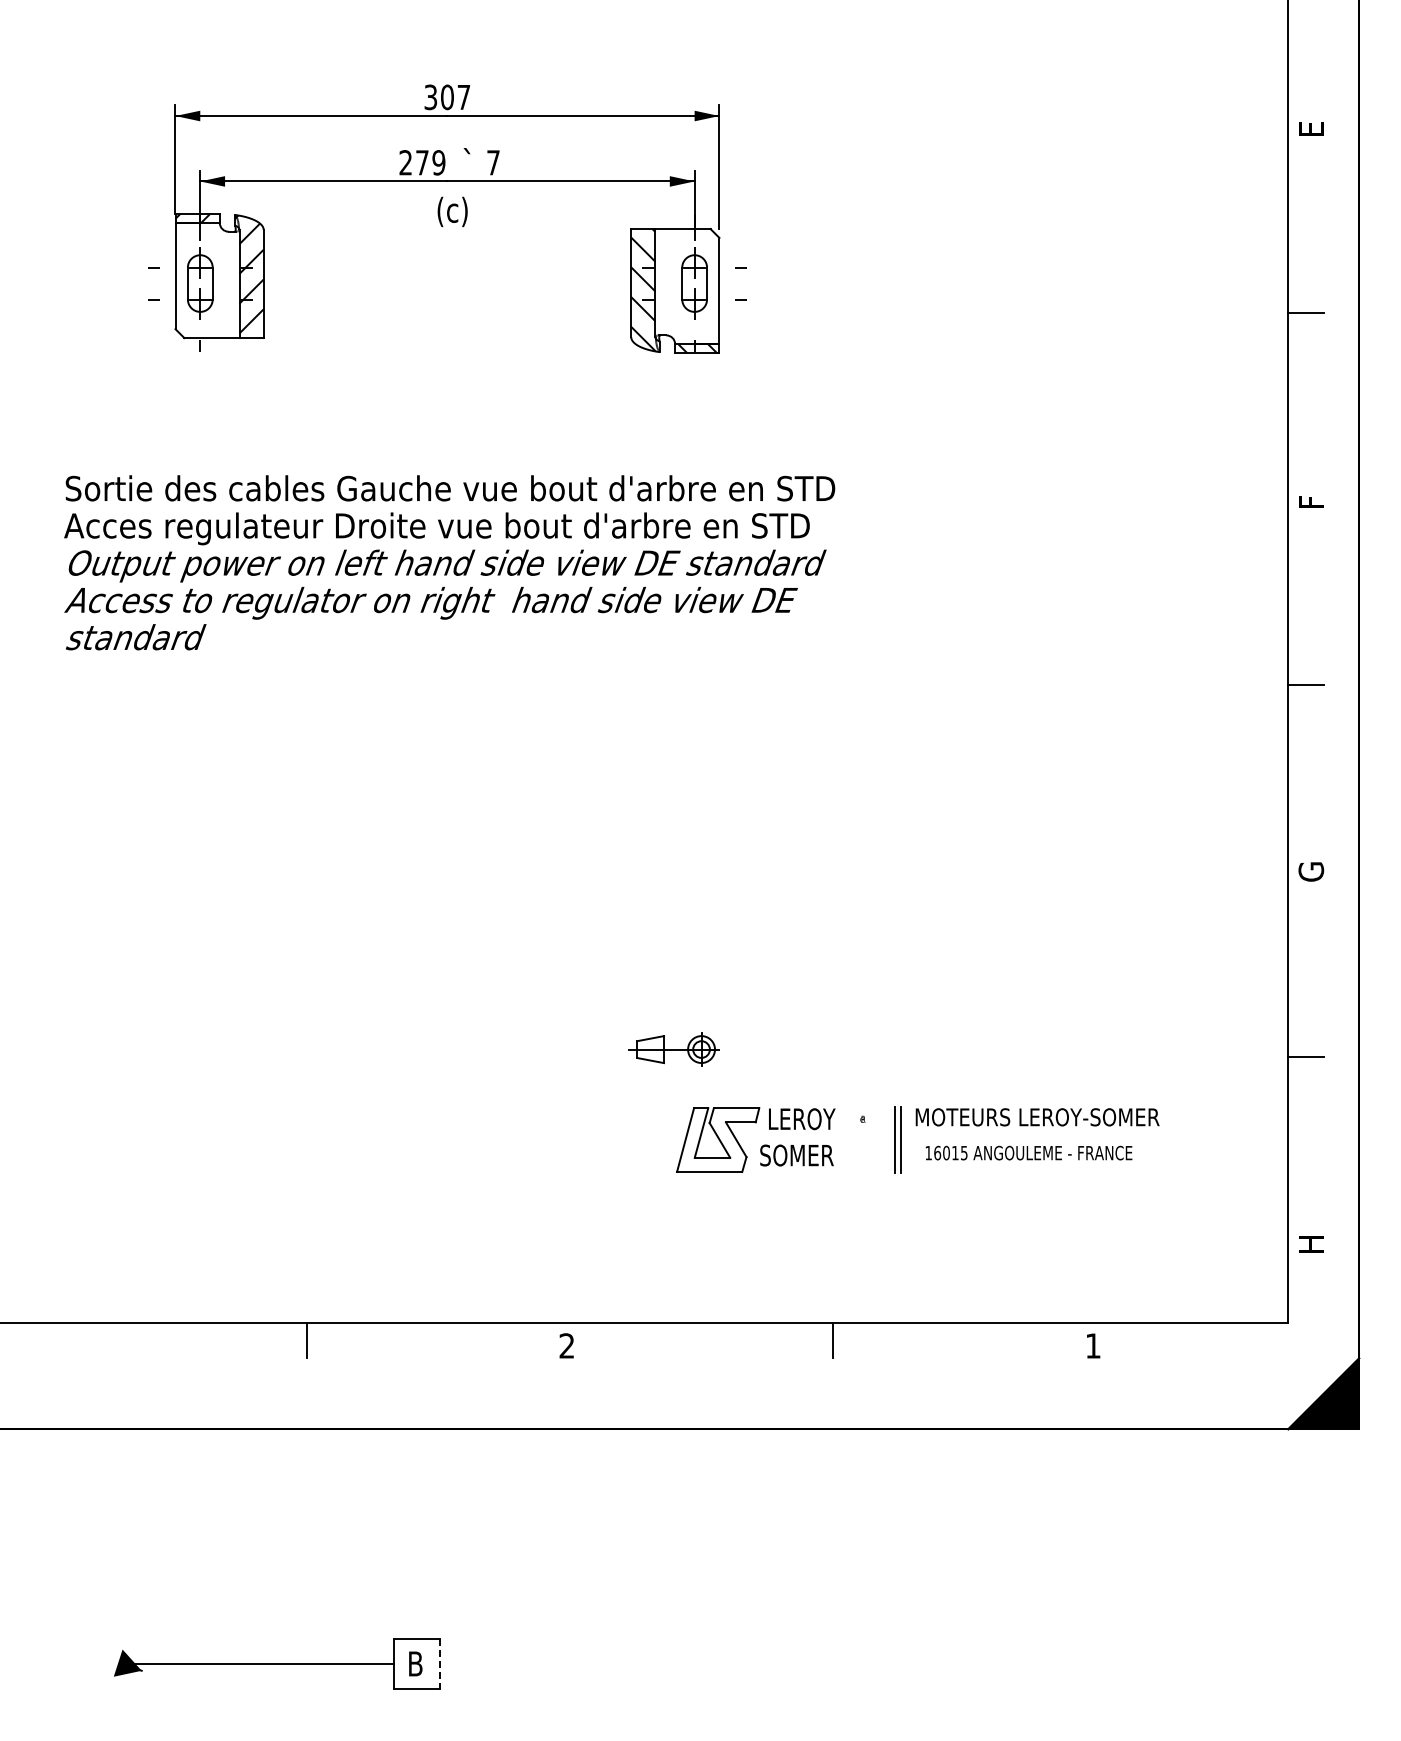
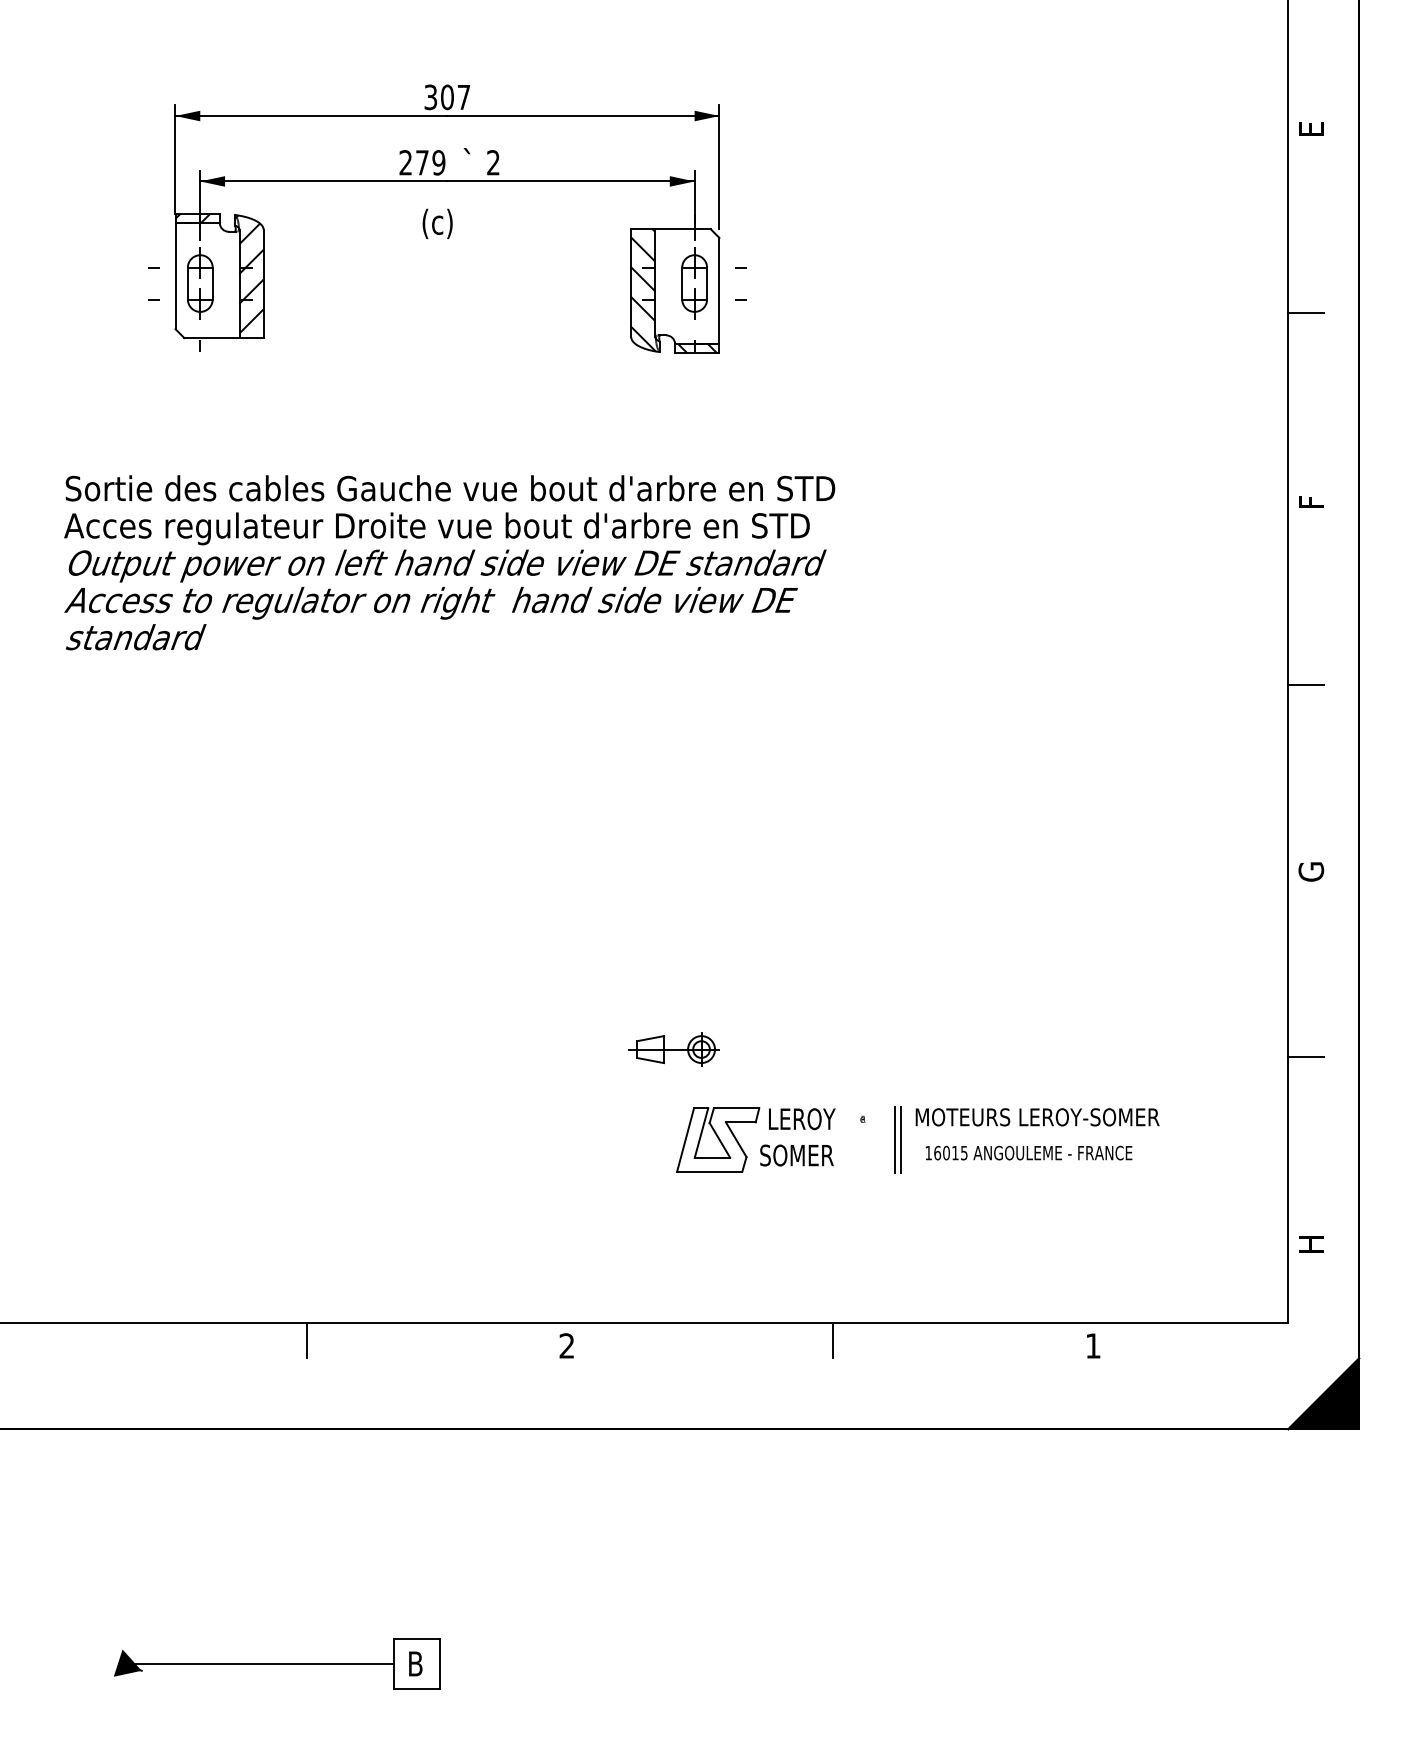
text: 7 -> 2 (493, 162)
text position: (452, 211) -> (437, 223) (437, 223)
line: dashed -> solid (440, 1663)
